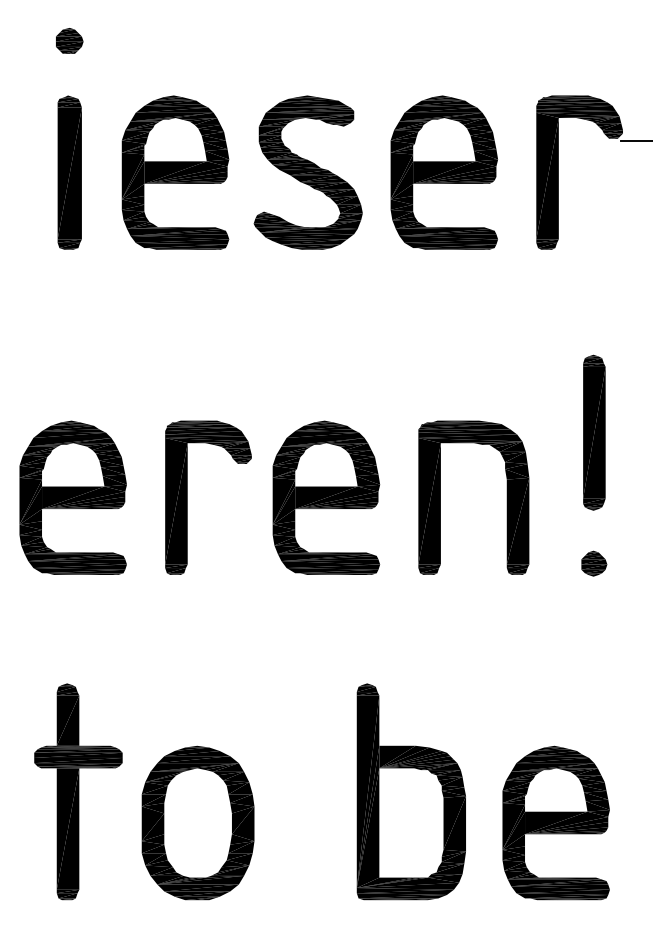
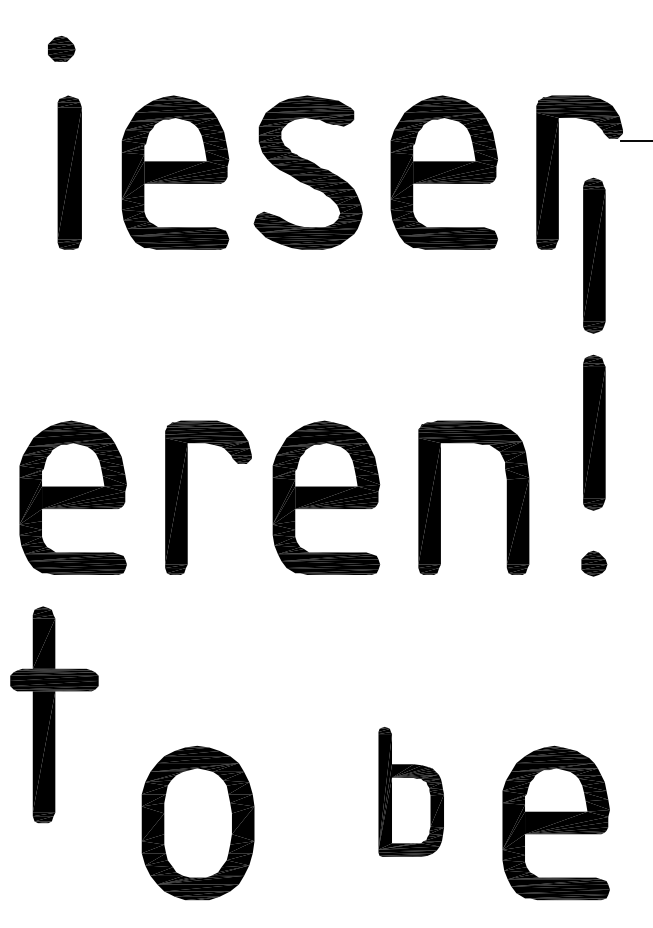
part position: (69, 40) -> (61, 48) (61, 48)
part: none -> present (594, 255)
part position: (78, 791) -> (54, 714) (54, 714)
part size: 110x218 px -> 66x130 px (410, 791)
